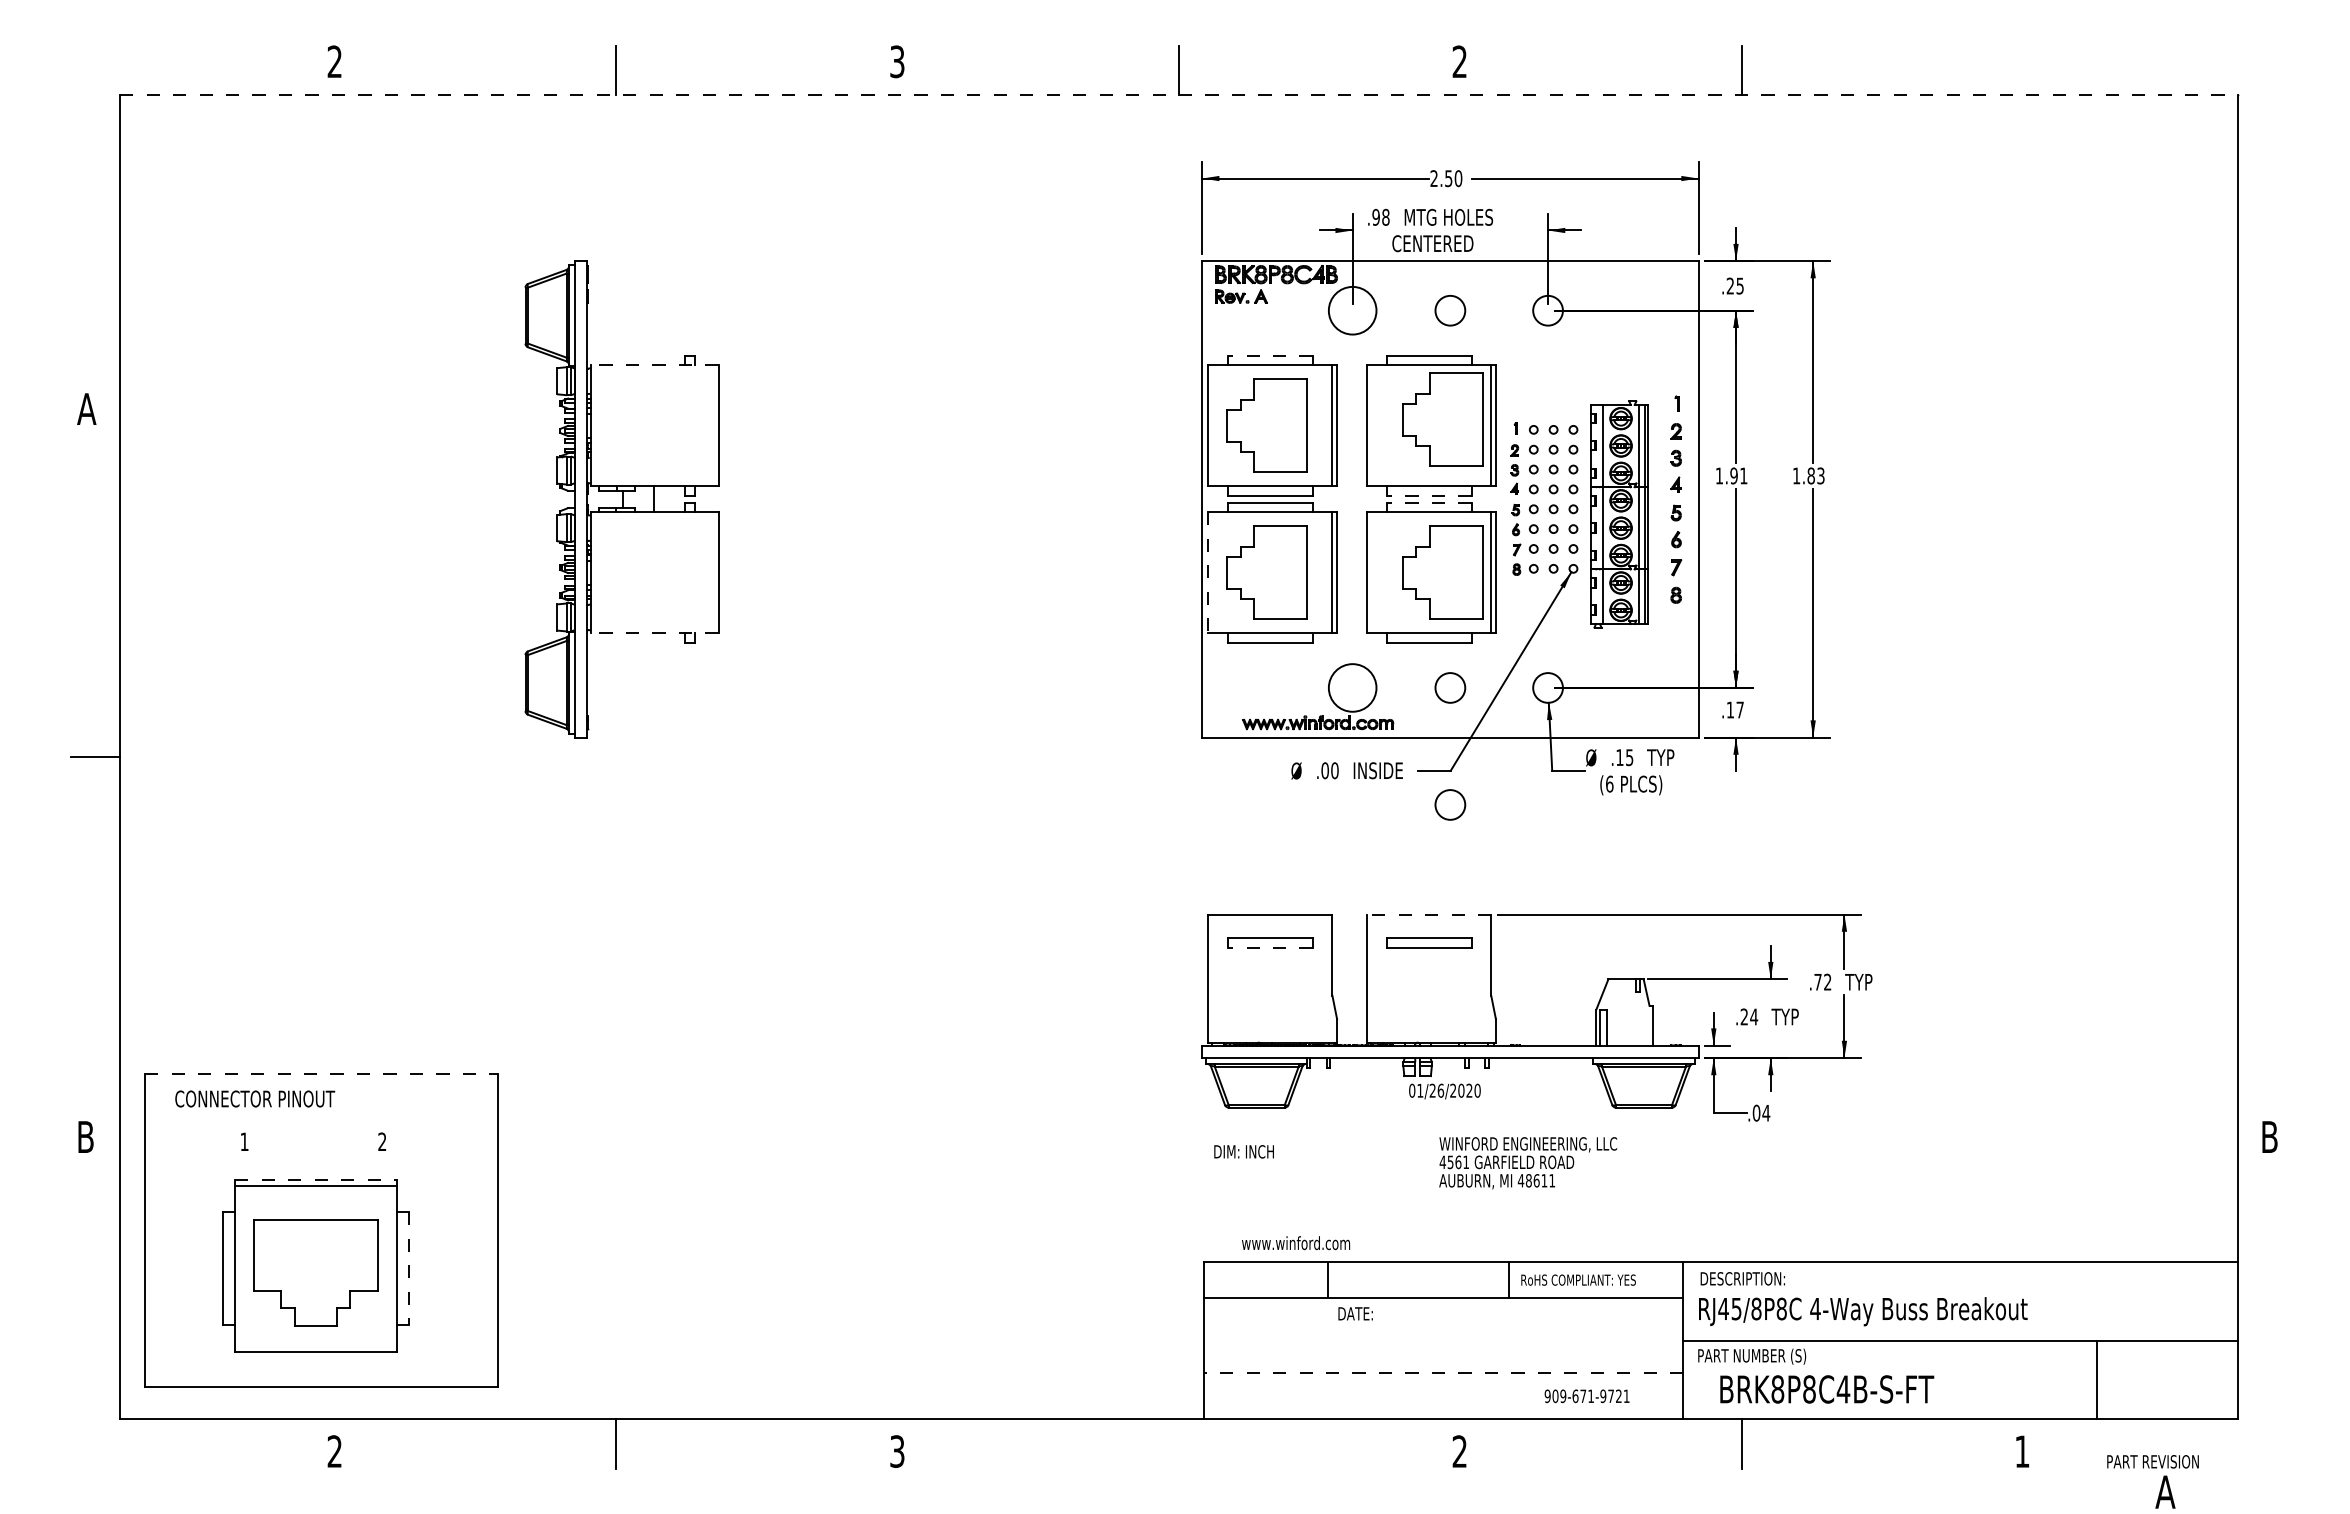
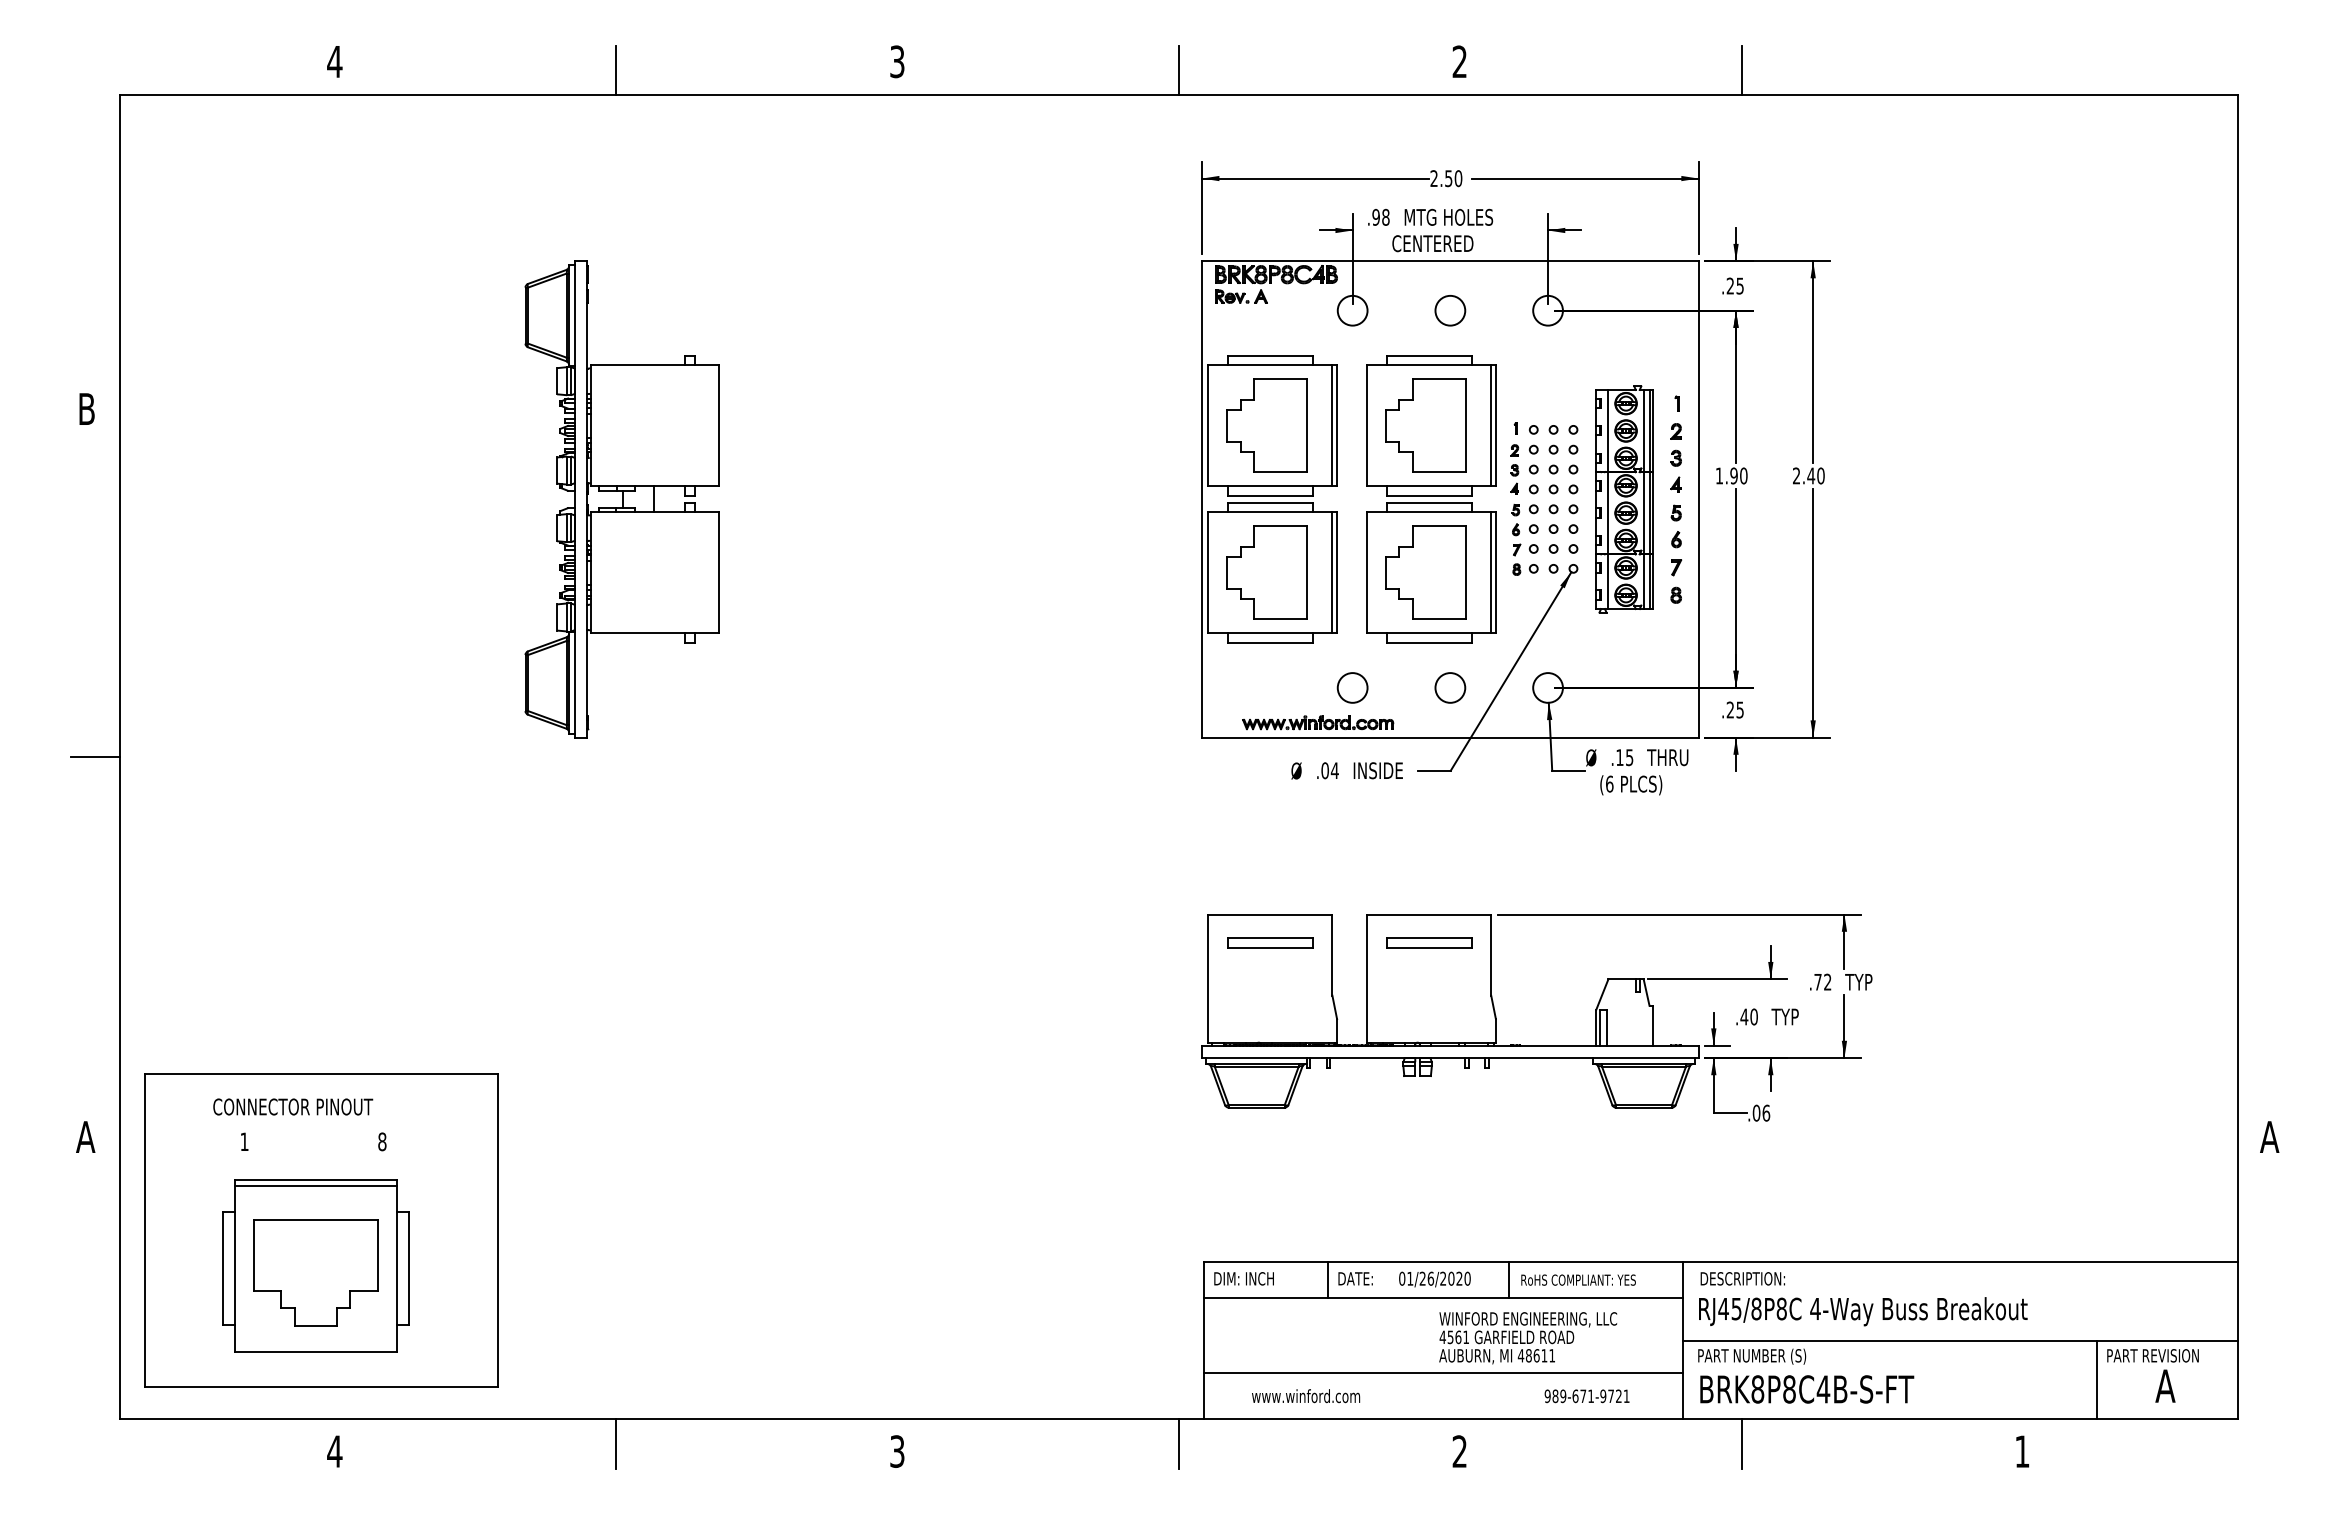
text: 2 -> 4 (334, 61)
line: dashed -> solid (1178, 95)
circle diameter: 48 px -> 30 px (1352, 310)
line: dashed -> solid (1270, 355)
line: dashed -> solid (654, 365)
text: A -> B (86, 408)
part position: (1442, 419) -> (1425, 425) (1425, 425)
text: 1.91 -> 1.90 (1743, 475)
text: 1.83 -> 2.40 (1808, 475)
line: dashed -> solid (1429, 495)
line: dashed -> solid (1429, 502)
part position: (1619, 514) -> (1624, 499) (1624, 499)
line: dashed -> solid (1208, 572)
part position: (1442, 572) -> (1425, 572) (1425, 572)
line: dashed -> solid (654, 633)
circle diameter: 48 px -> 30 px (1352, 687)
text: .17 -> .25 (1734, 709)
text: TYP -> THRU (1672, 757)
text: .00 -> .04 (1334, 770)
circle: present -> none (1450, 804)
line: dashed -> solid (1428, 914)
line: dashed -> solid (1270, 948)
text: .24 -> .40 (1749, 1016)
line: dashed -> solid (321, 1074)
text position: (1444, 1091) -> (1434, 1279) (1434, 1279)
text position: (255, 1098) -> (293, 1106) (293, 1106)
text: .04 -> .06 (1766, 1112)
text: B -> A (85, 1136)
text: B -> A (2269, 1136)
text: 2 -> 8 (382, 1141)
text position: (1243, 1151) -> (1243, 1278) (1243, 1278)
text position: (1528, 1163) -> (1528, 1338) (1528, 1338)
line: dashed -> solid (315, 1179)
text position: (1296, 1243) -> (1306, 1396) (1306, 1396)
line: dashed -> solid (409, 1268)
text position: (1355, 1313) -> (1355, 1278) (1355, 1278)
line: dashed -> solid (1443, 1372)
text position: (1827, 1389) -> (1807, 1389) (1807, 1389)
text: 909-671-9721 -> 989-671-9721 (1555, 1395)
line: none -> present (1178, 1443)
text: 2 -> 4 (334, 1451)
text position: (2152, 1481) -> (2152, 1375) (2152, 1375)
